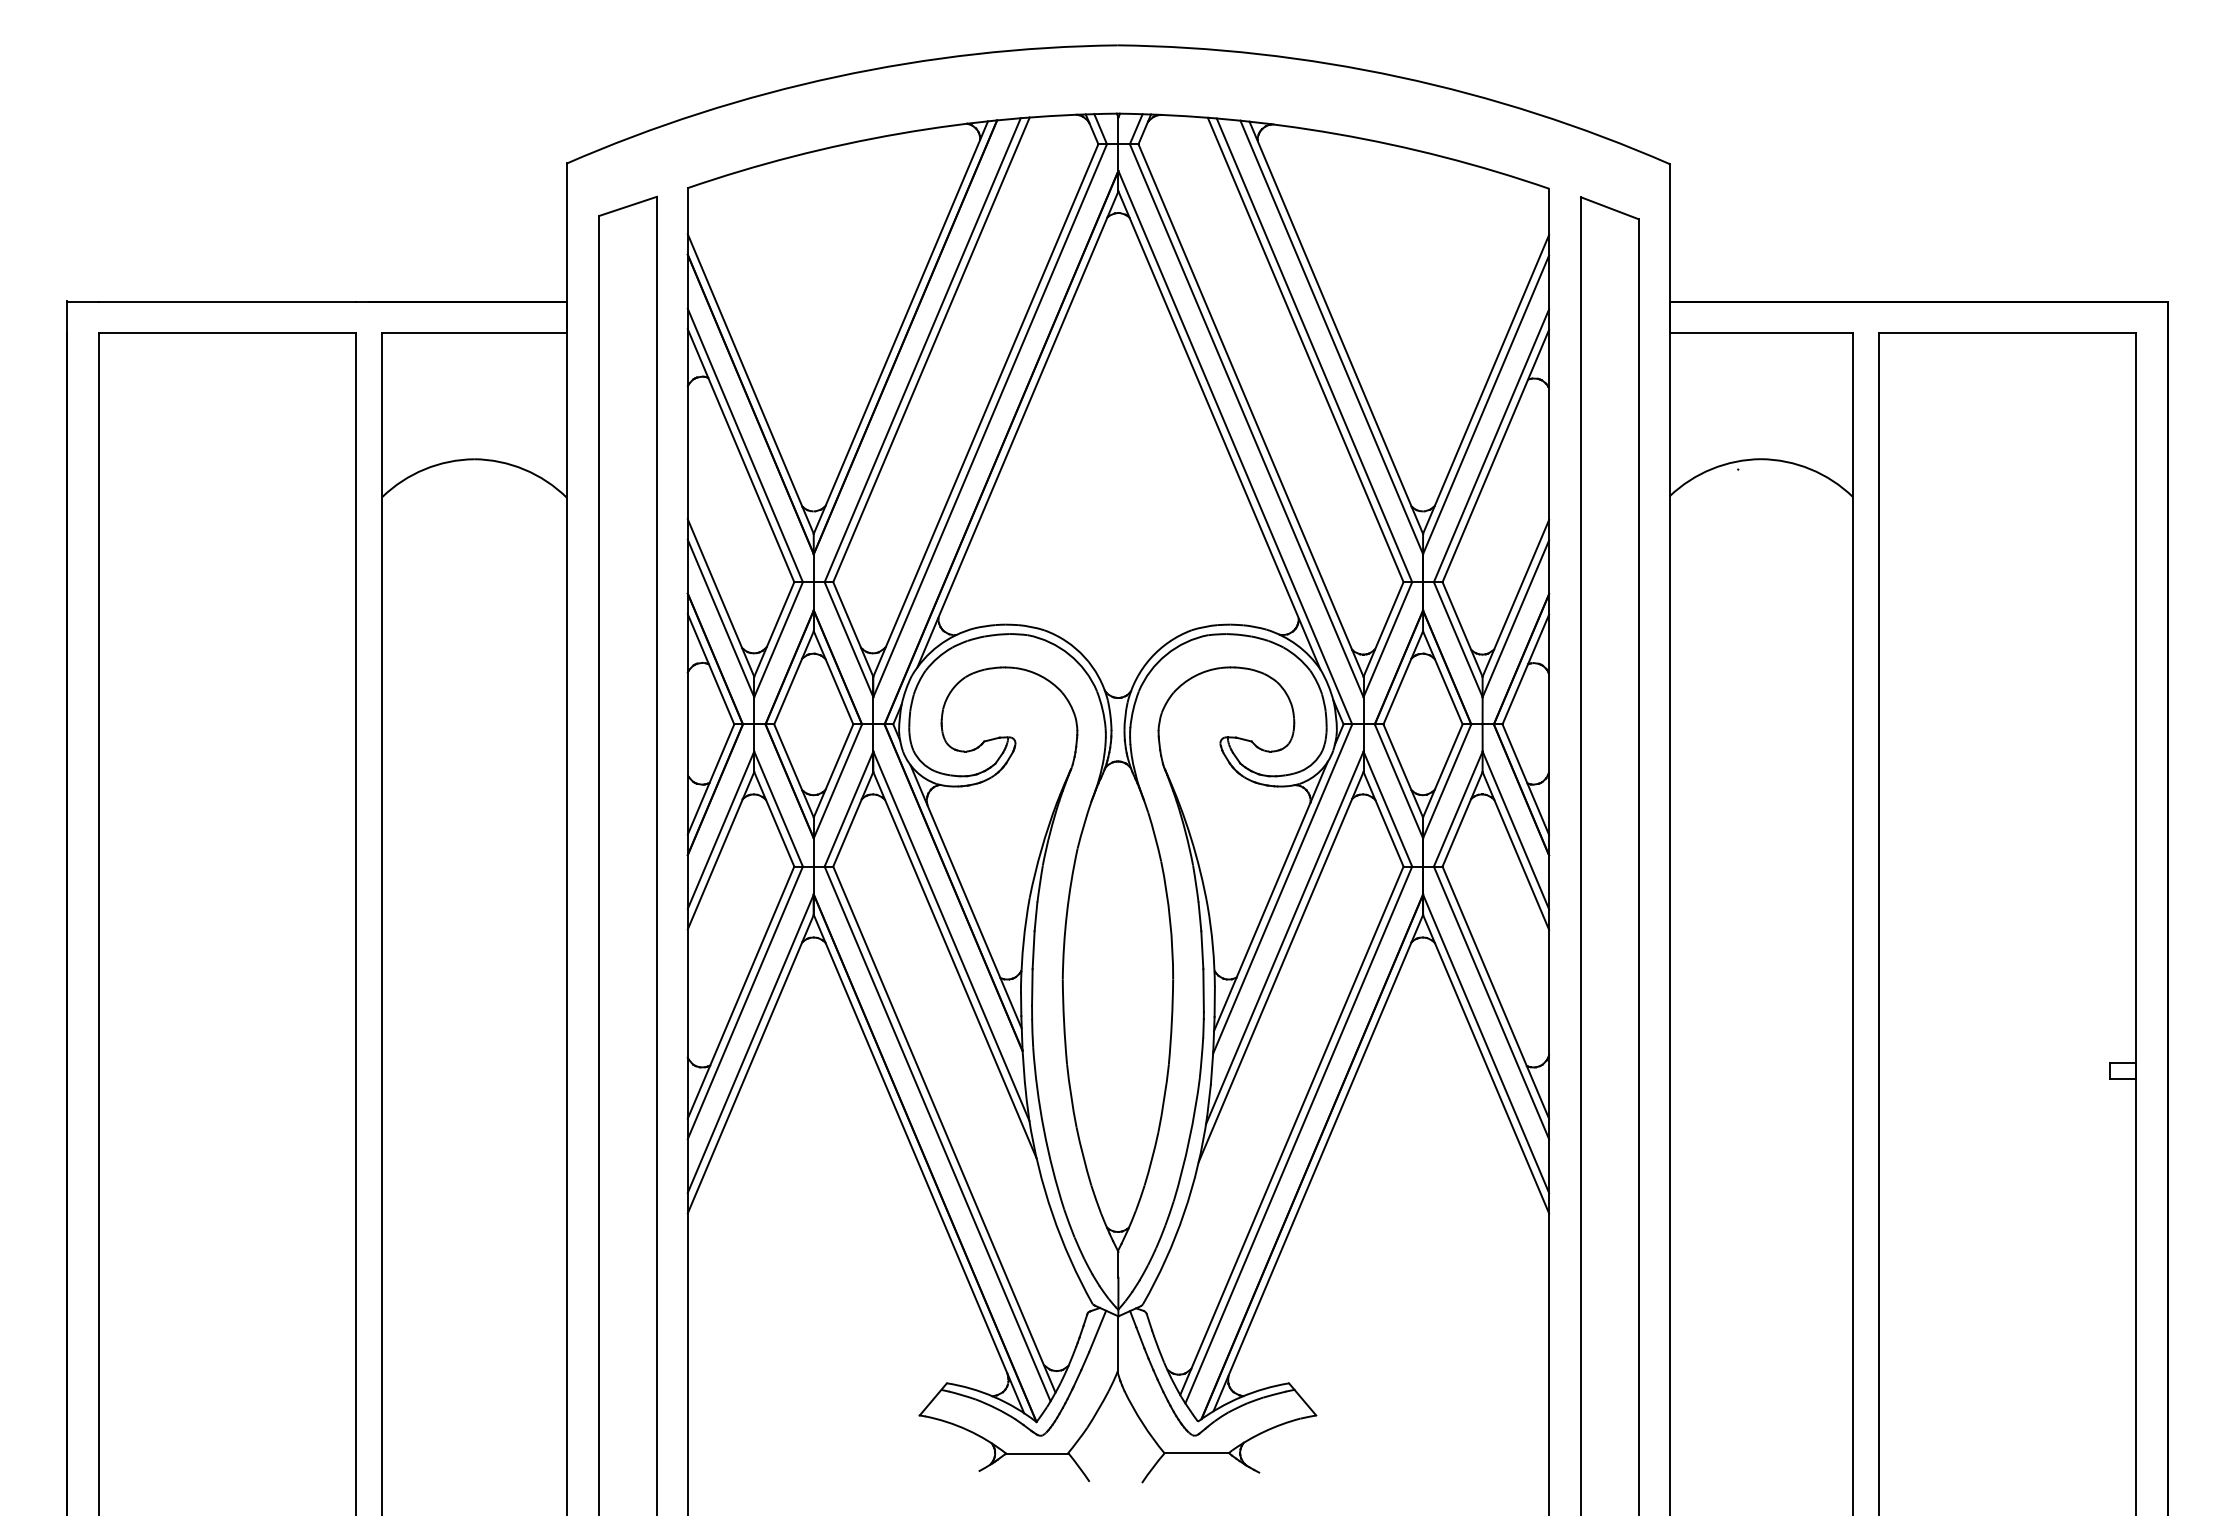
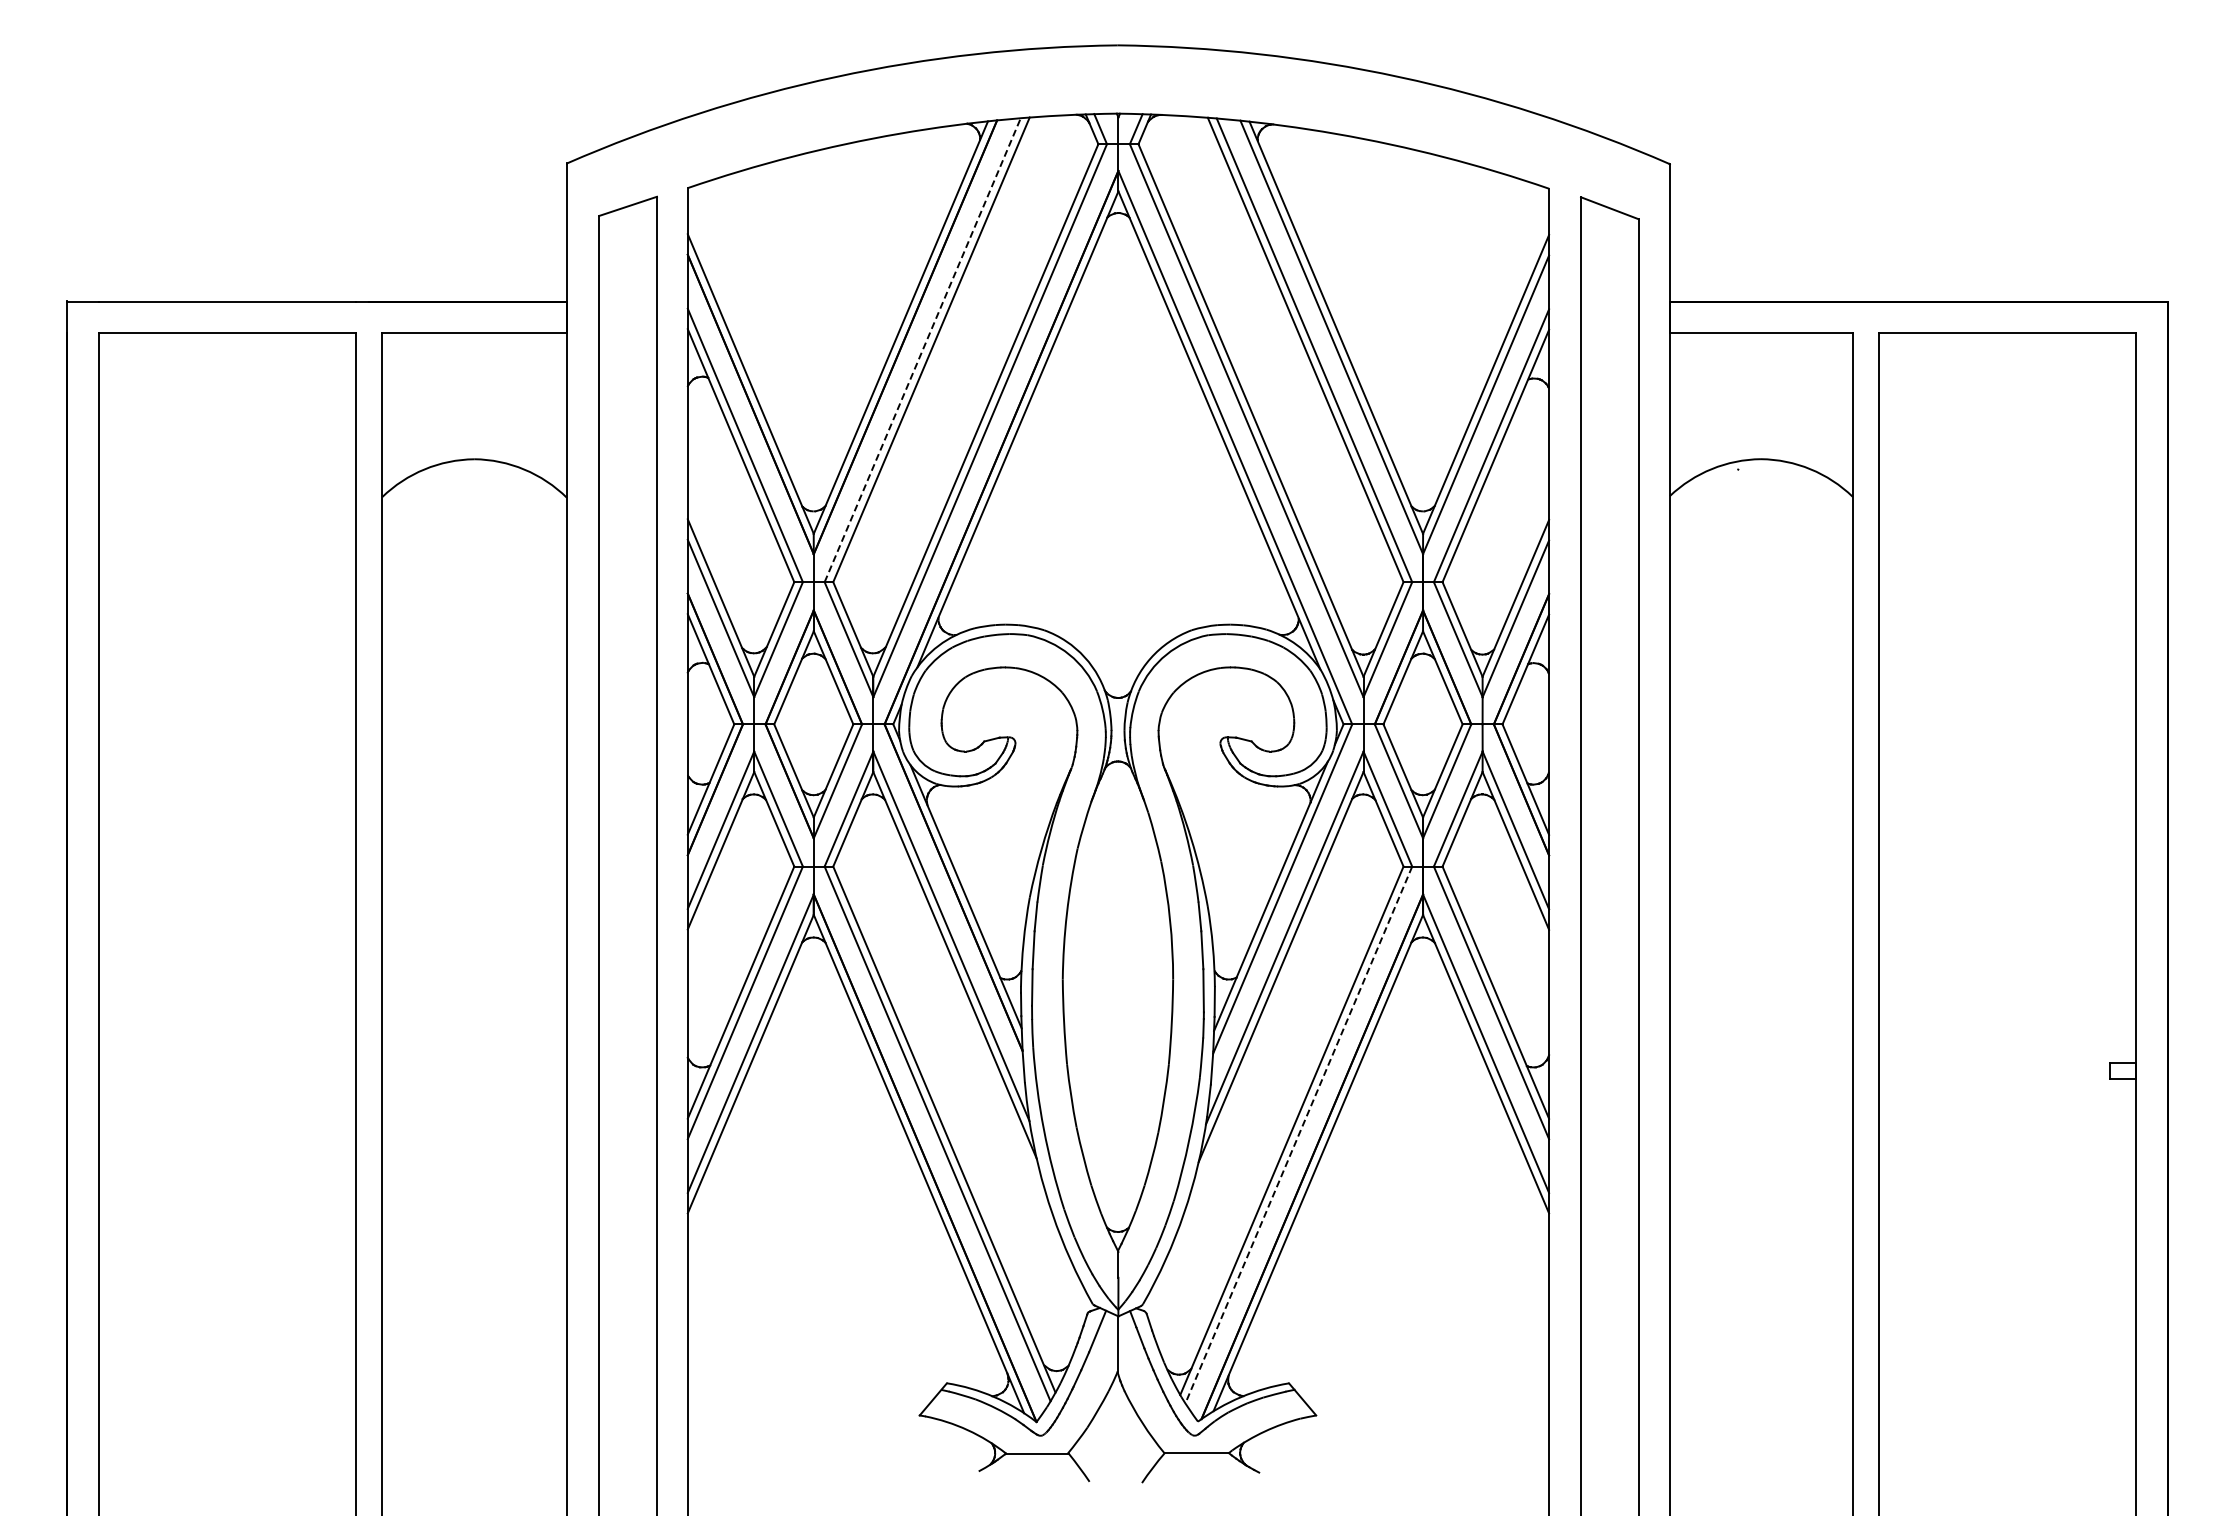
line: solid -> dashed (922, 350)
line: solid -> dashed (1298, 1135)
